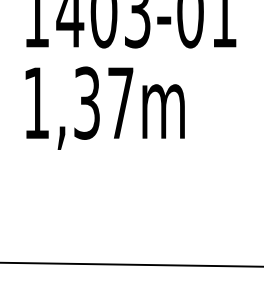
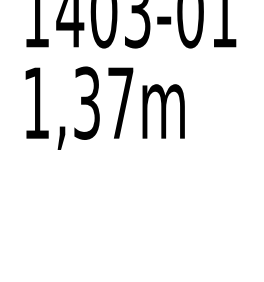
line: present -> none (131, 264)
